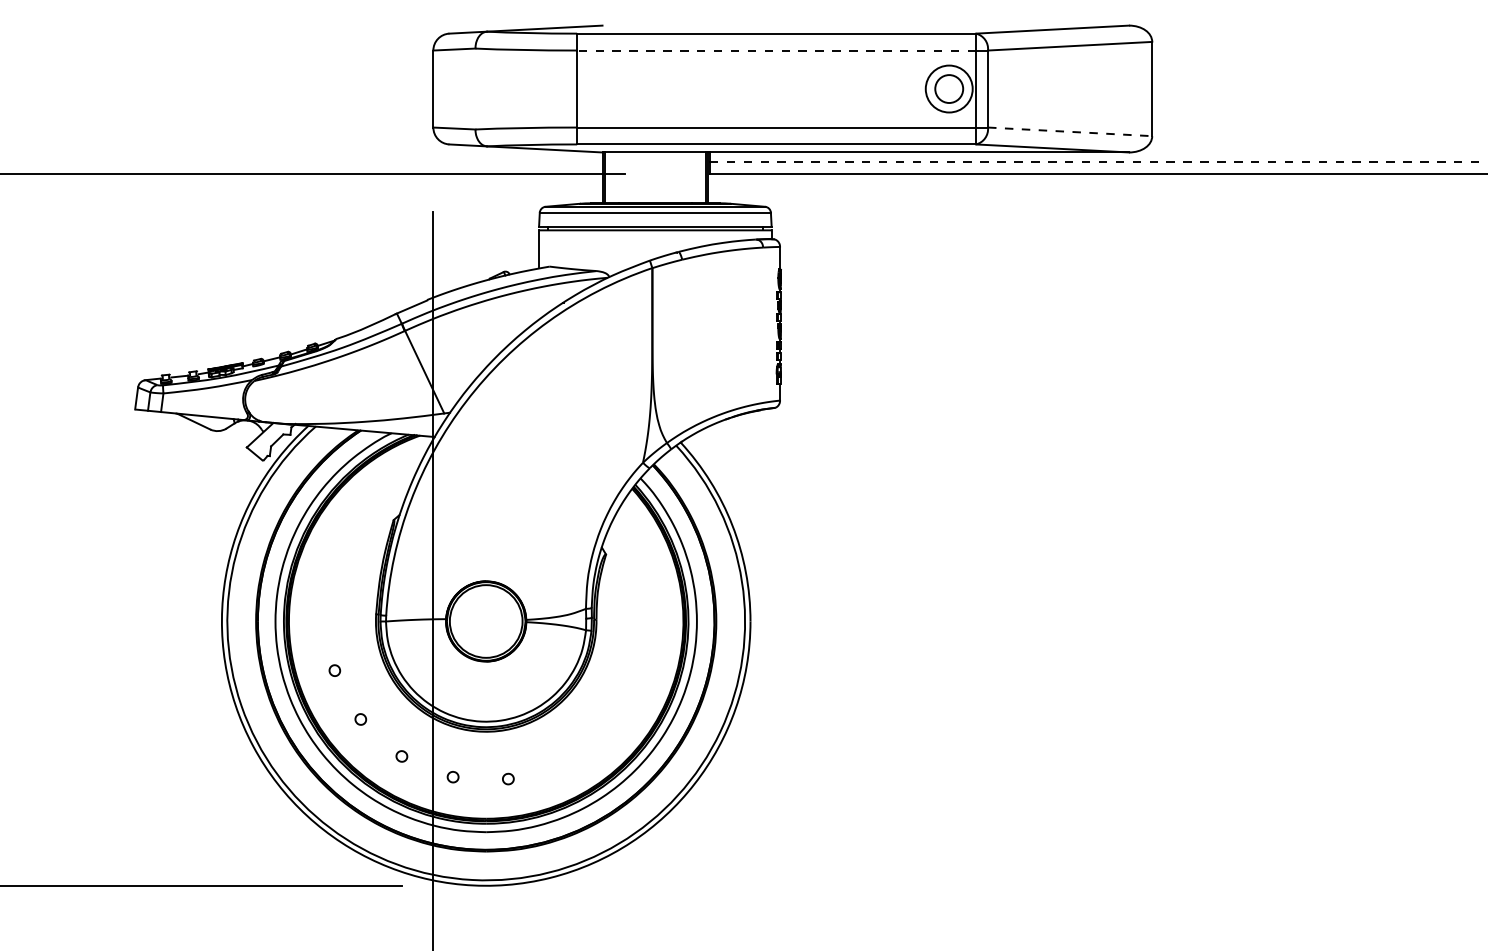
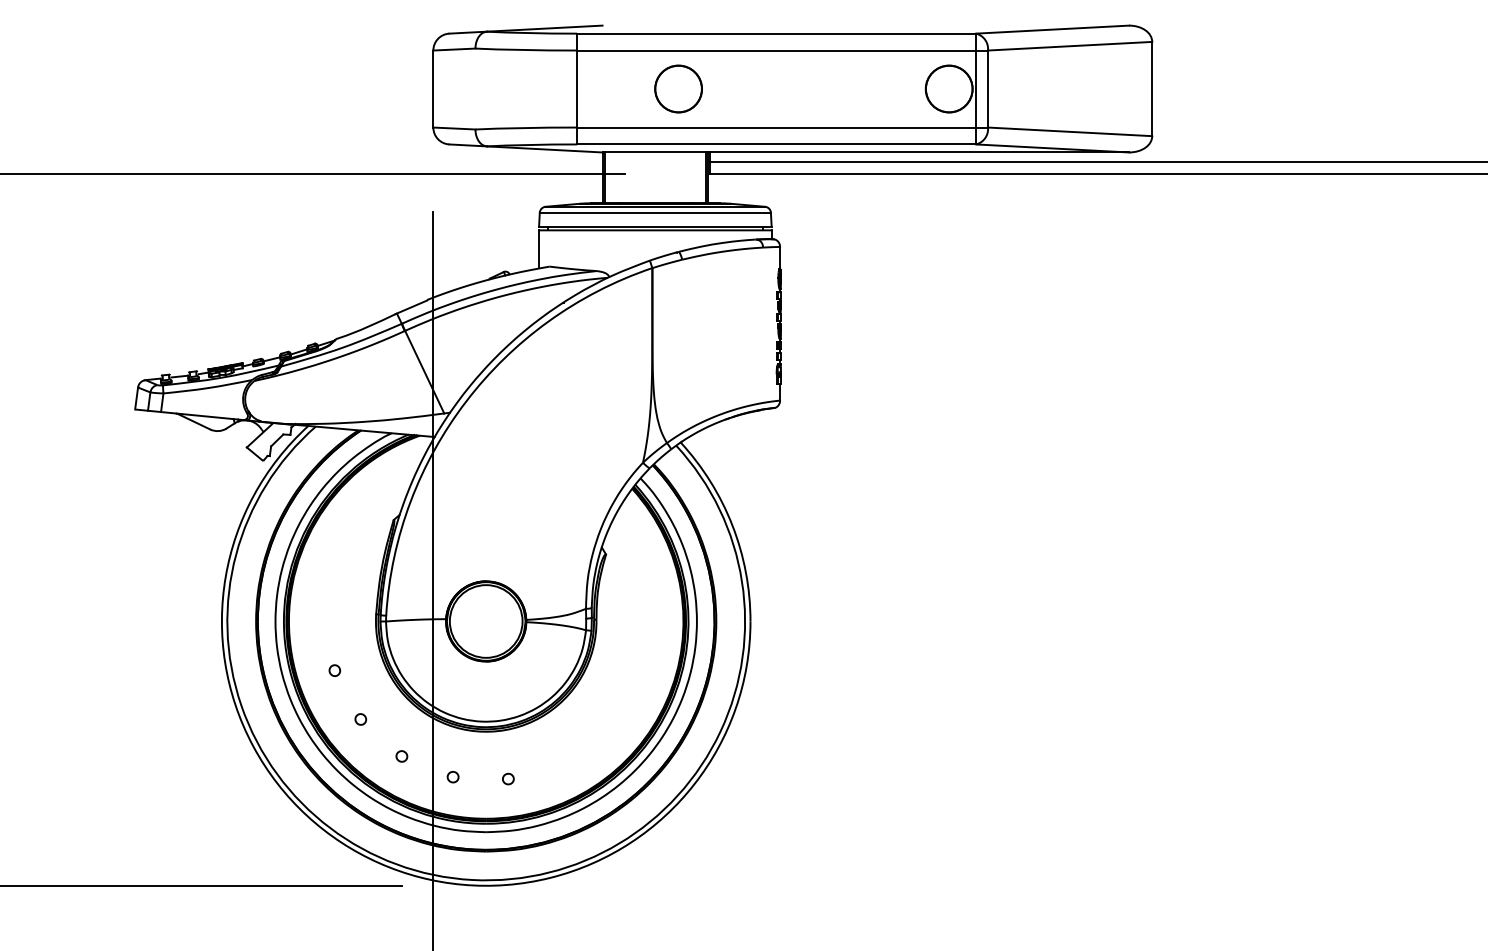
line: dashed -> solid (776, 50)
part: none -> present (678, 88)
circle diameter: 28 px -> 47 px (948, 88)
line: dashed -> solid (1070, 131)
line: dashed -> solid (1098, 161)
